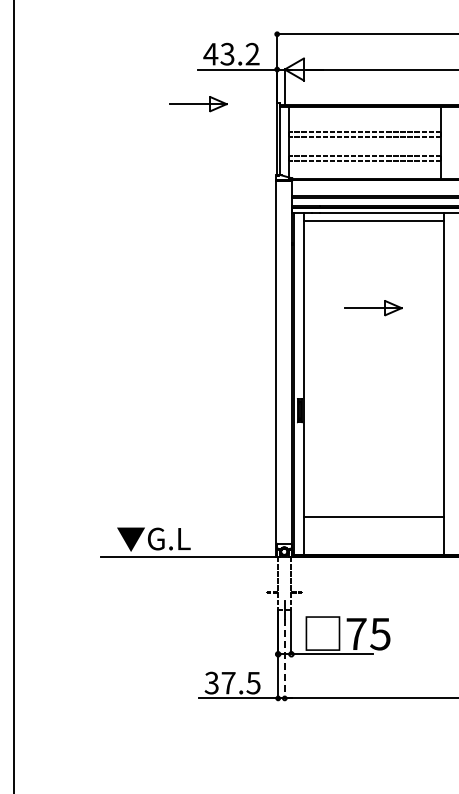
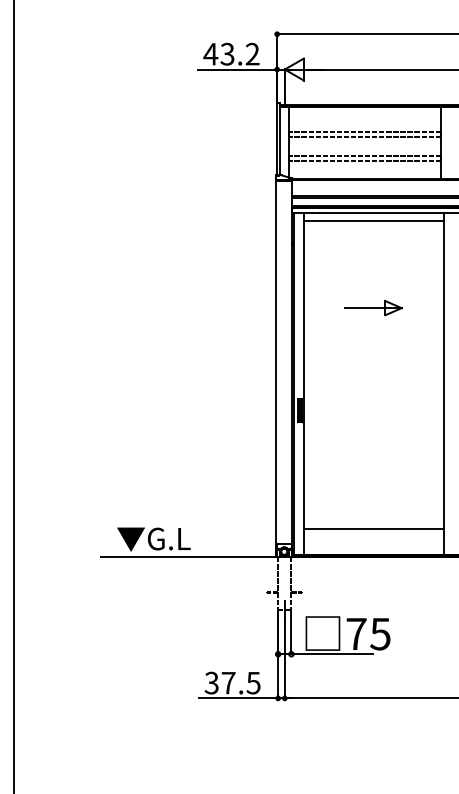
part: present -> none (198, 104)
line position: (373, 517) -> (373, 529) (373, 529)
line: dashed -> solid (284, 658)
